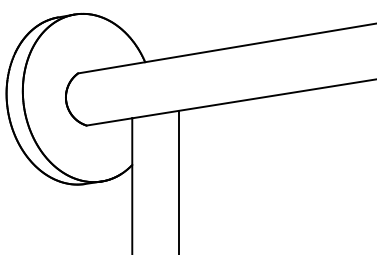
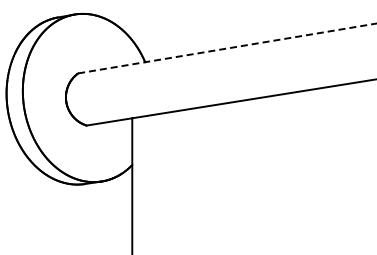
line: solid -> dashed (227, 48)
line: present -> none (178, 180)
